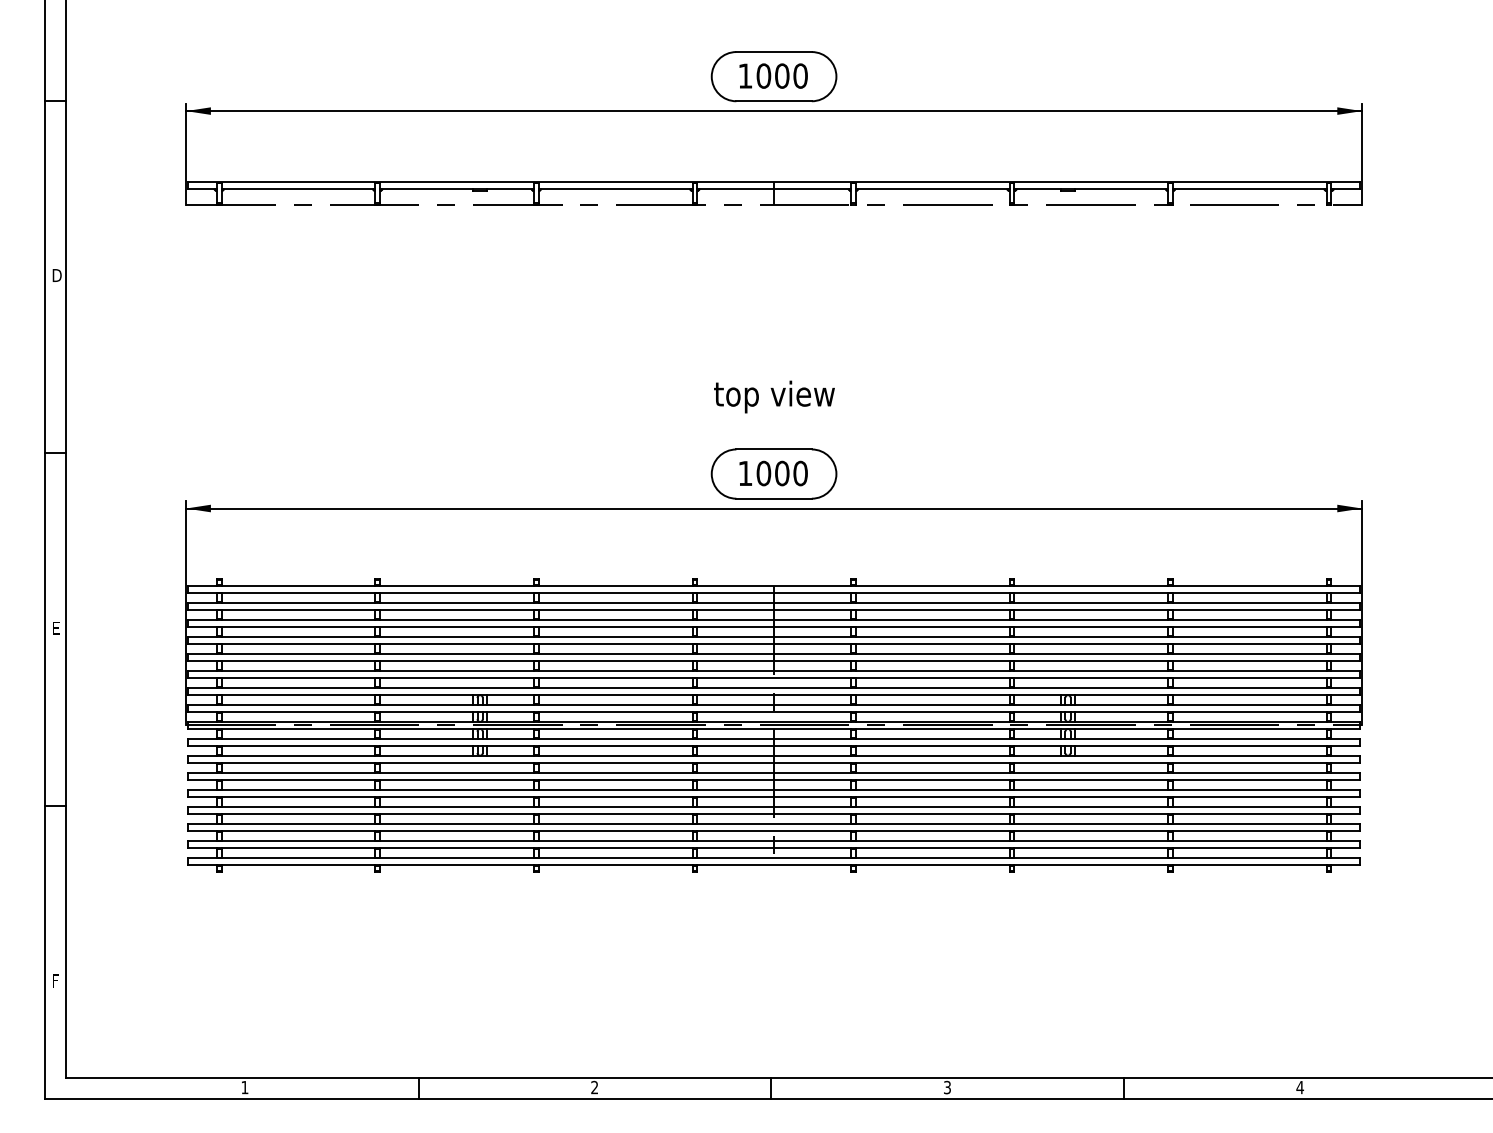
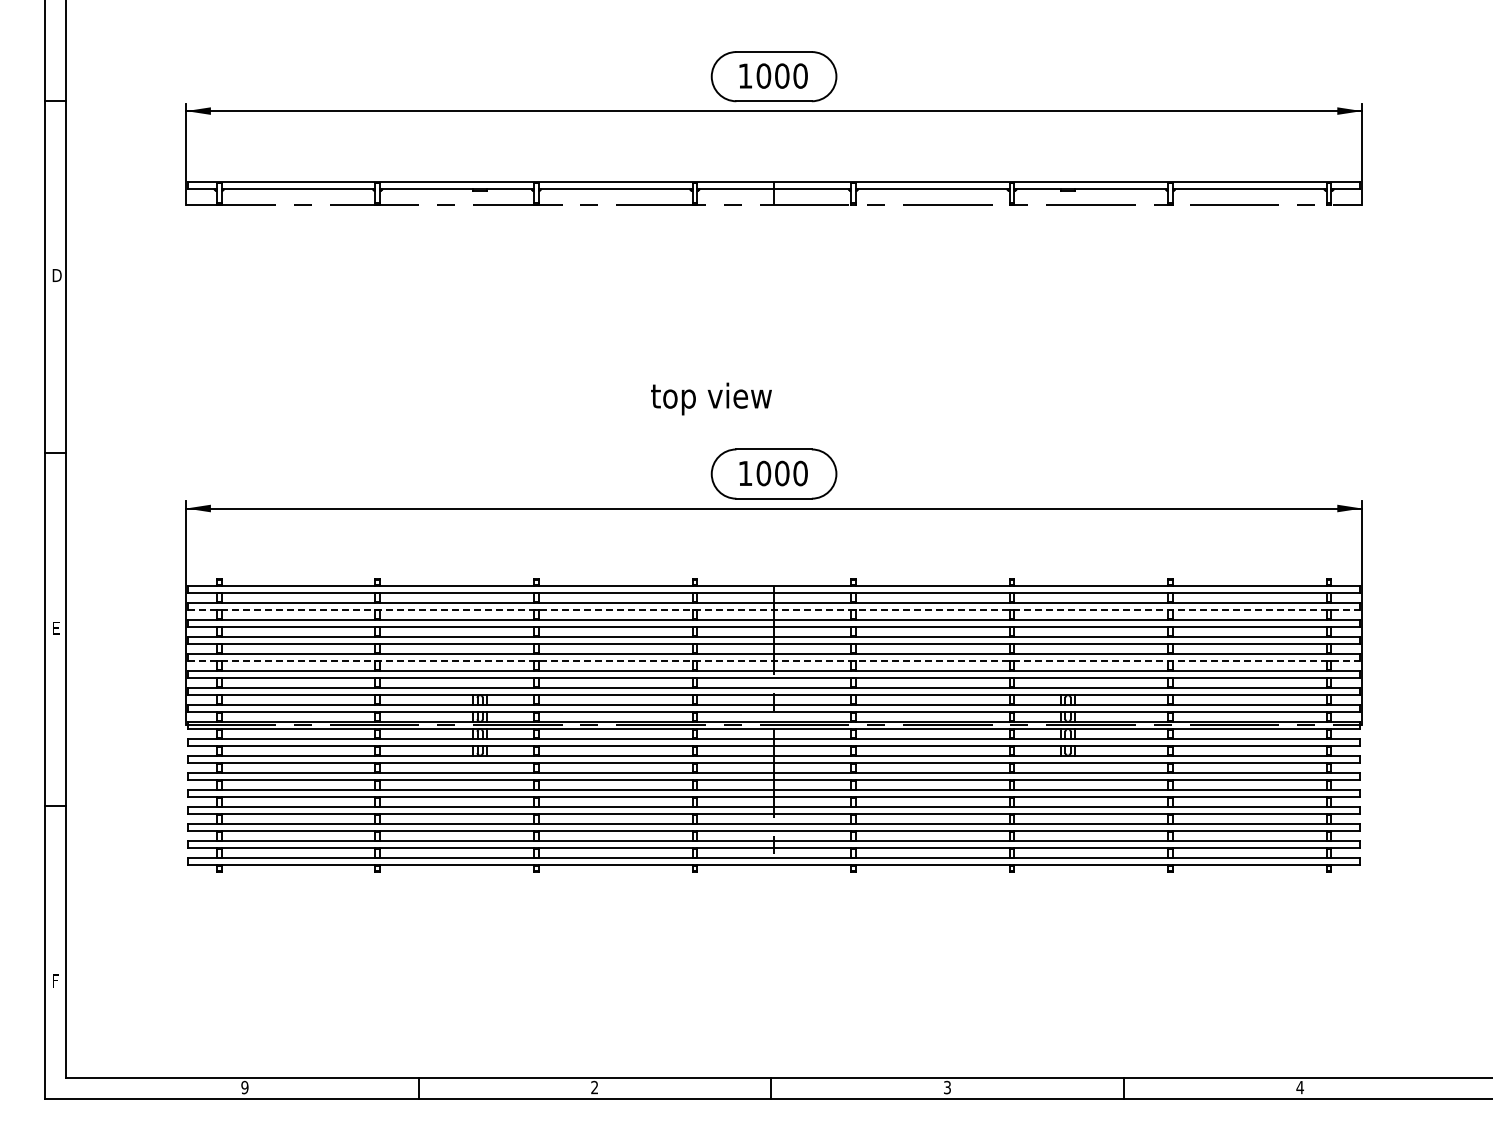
text position: (774, 396) -> (711, 398) (711, 398)
line: solid -> dashed (774, 609)
line: solid -> dashed (774, 660)
text: 1 -> 9 (244, 1087)
